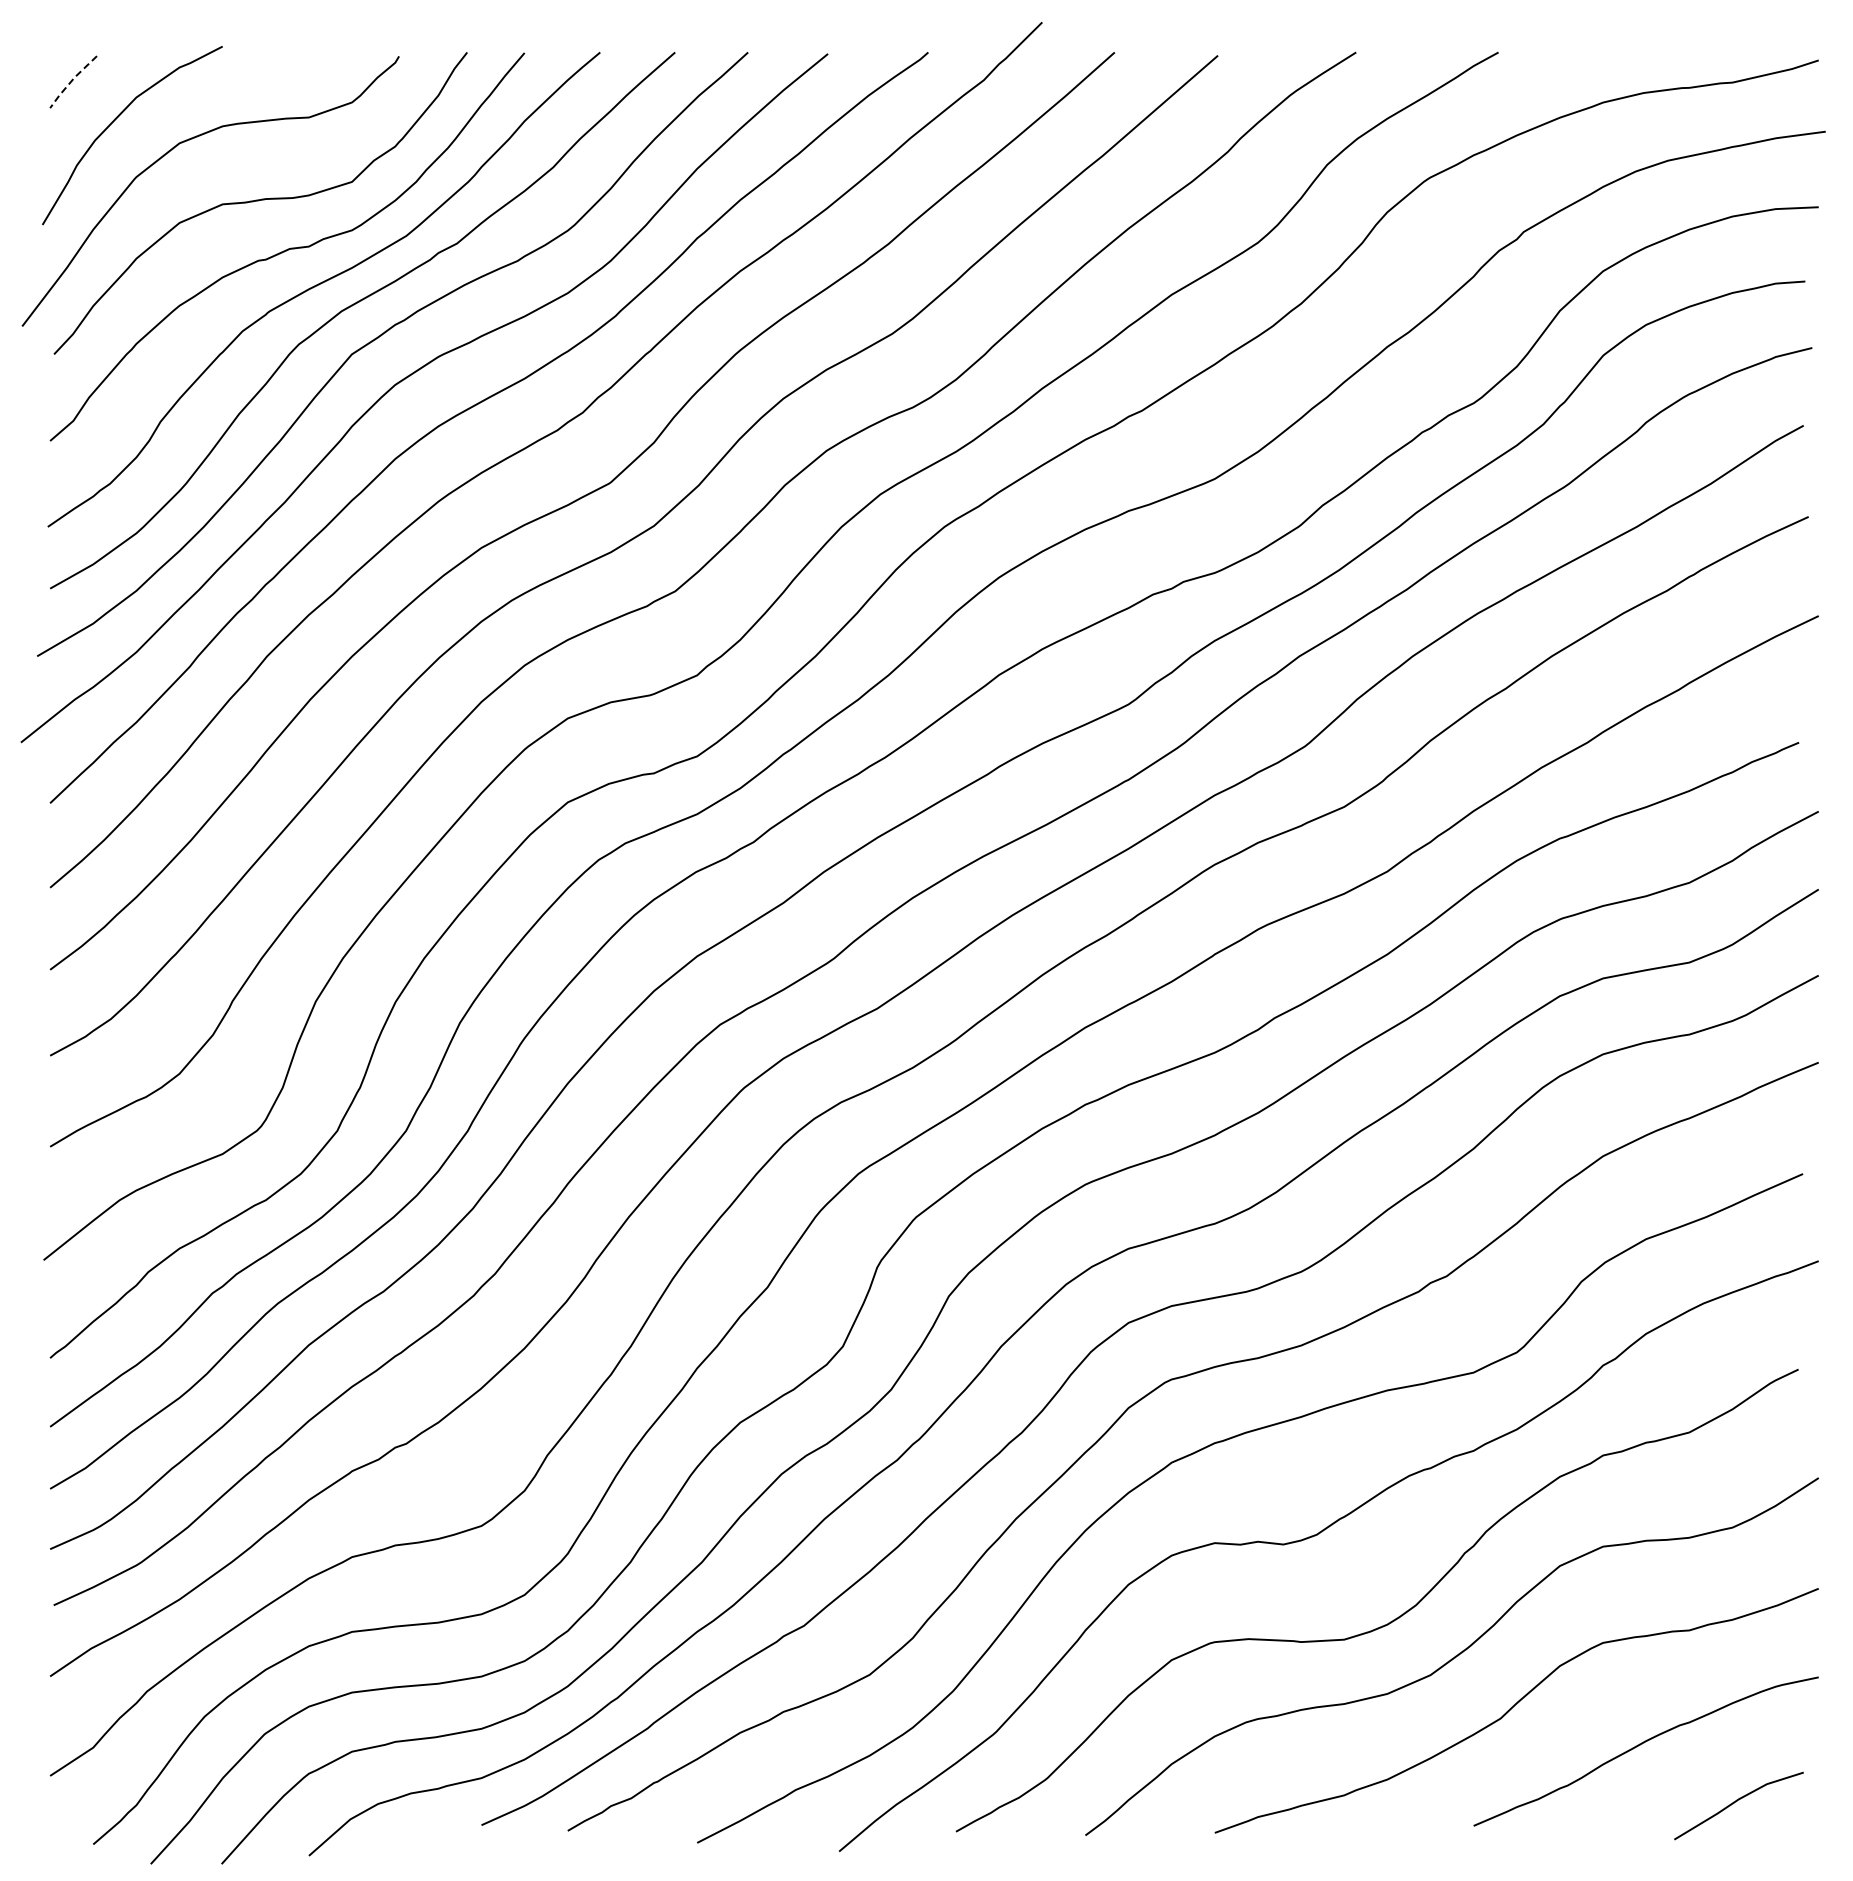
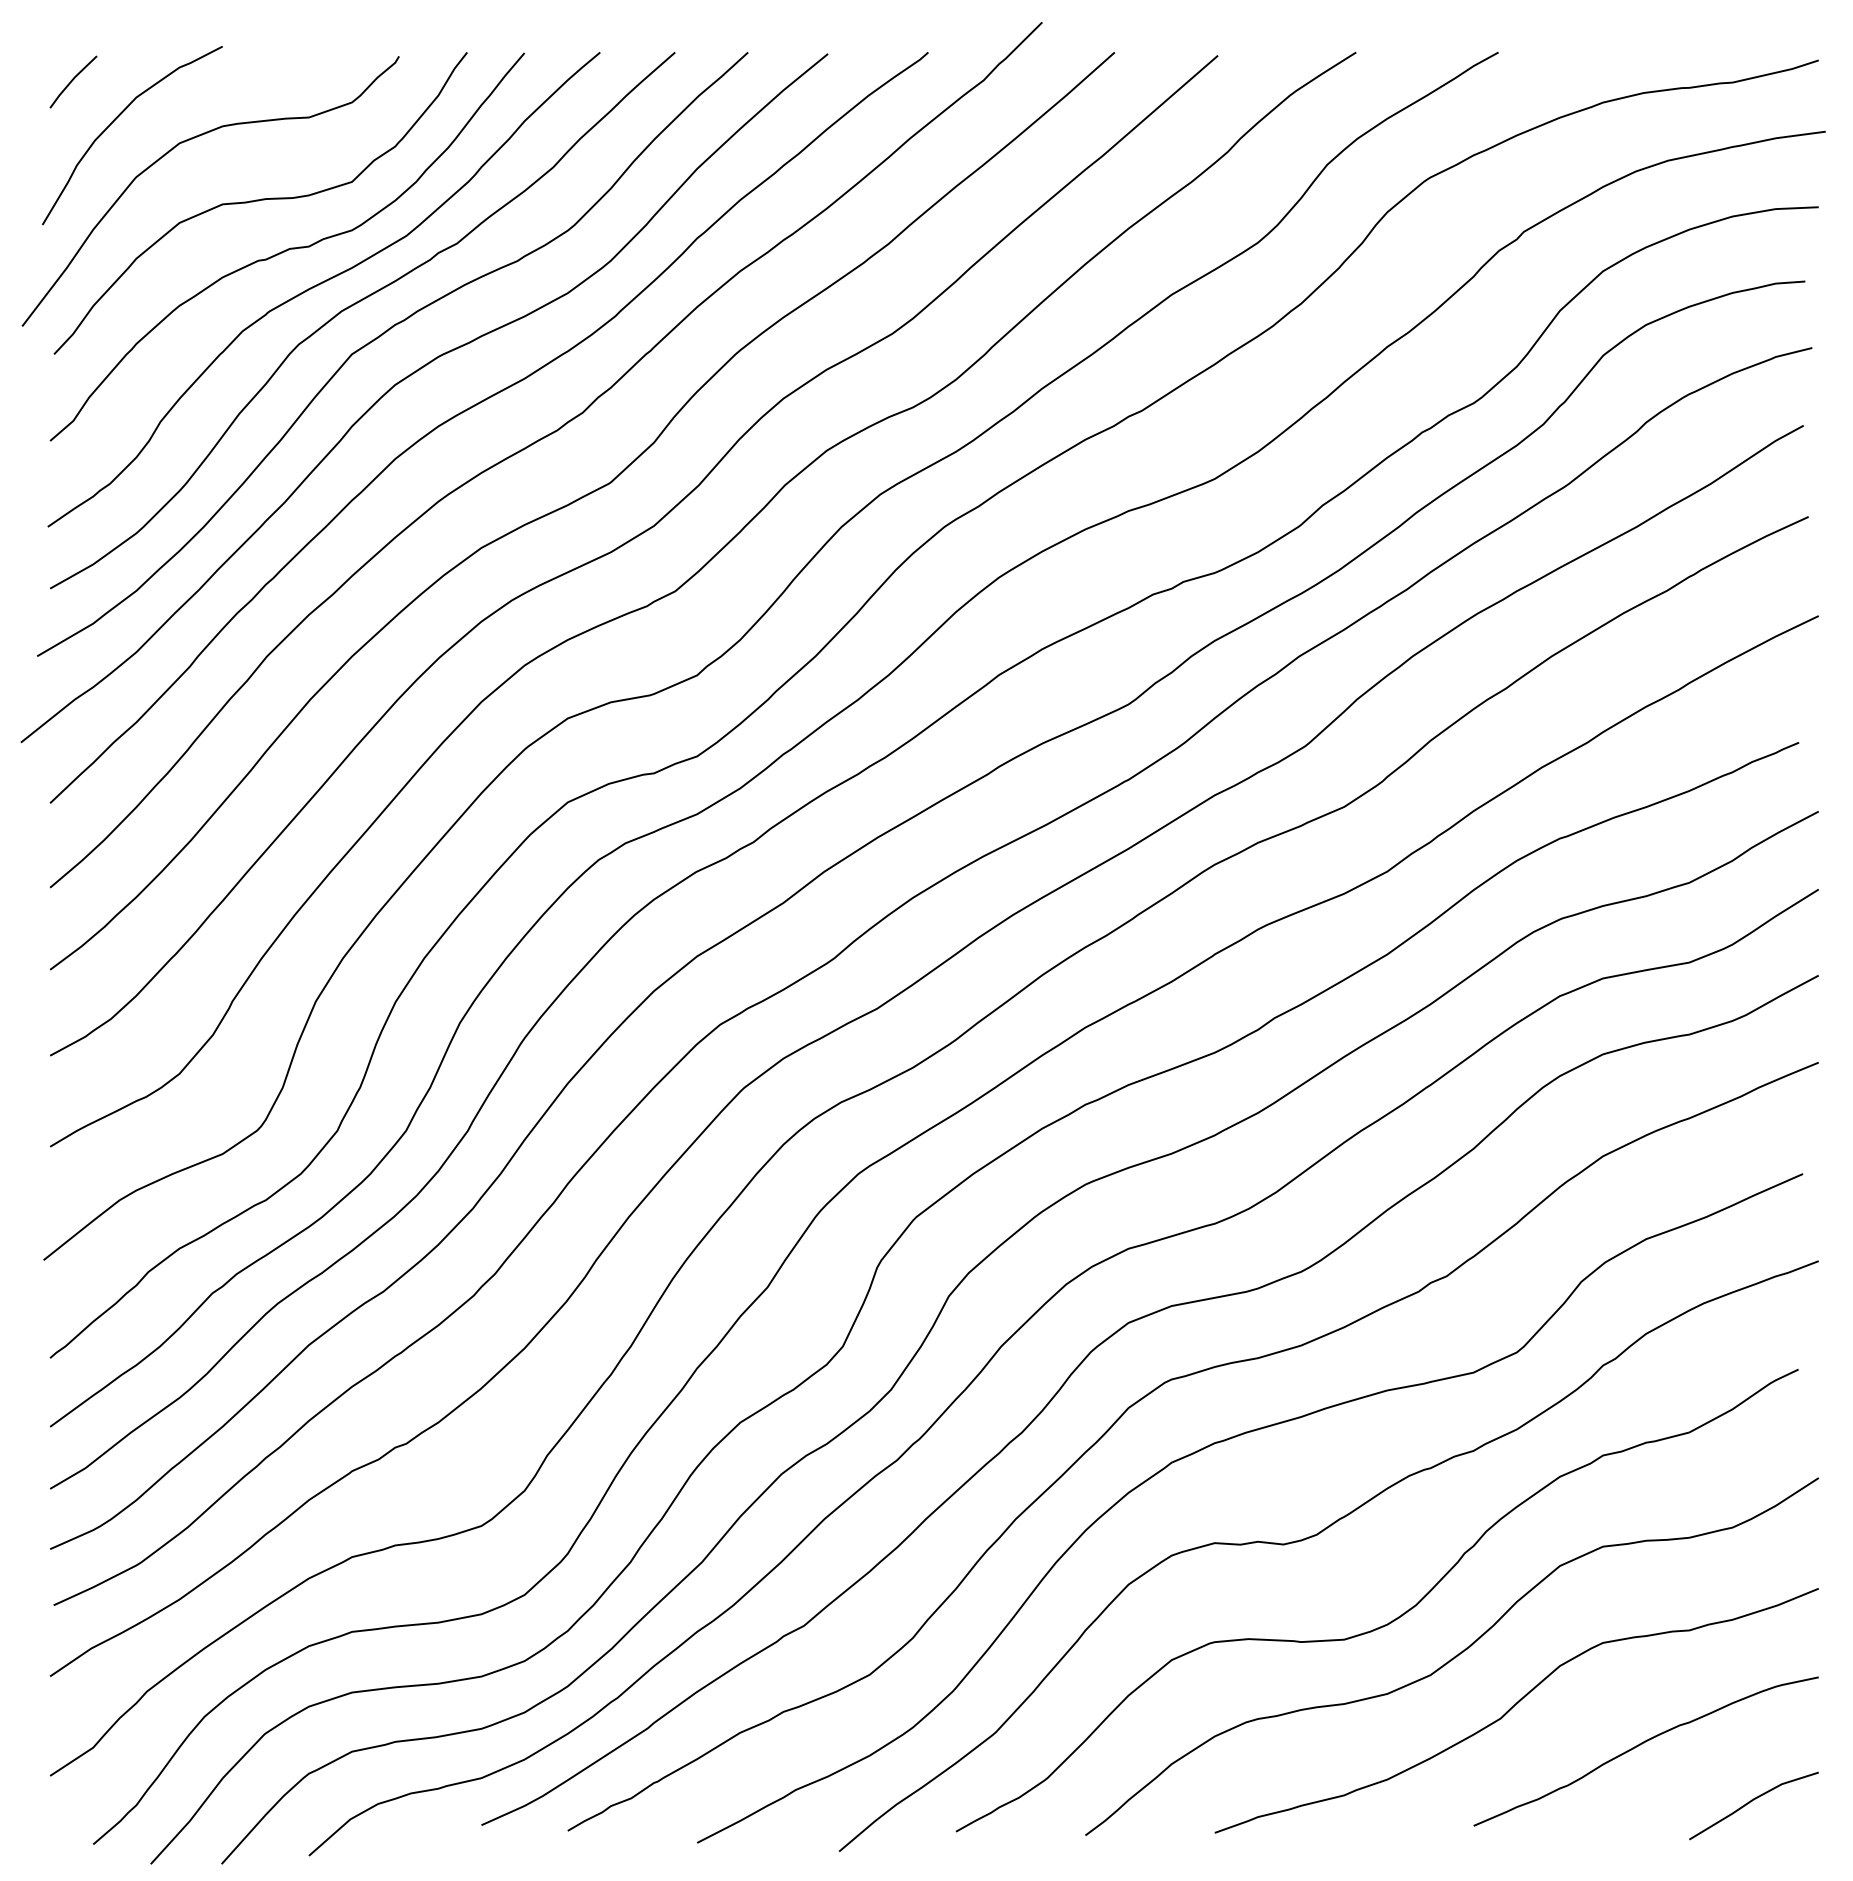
line: dashed -> solid (71, 80)
line position: (1736, 1802) -> (1751, 1802) (1751, 1802)
